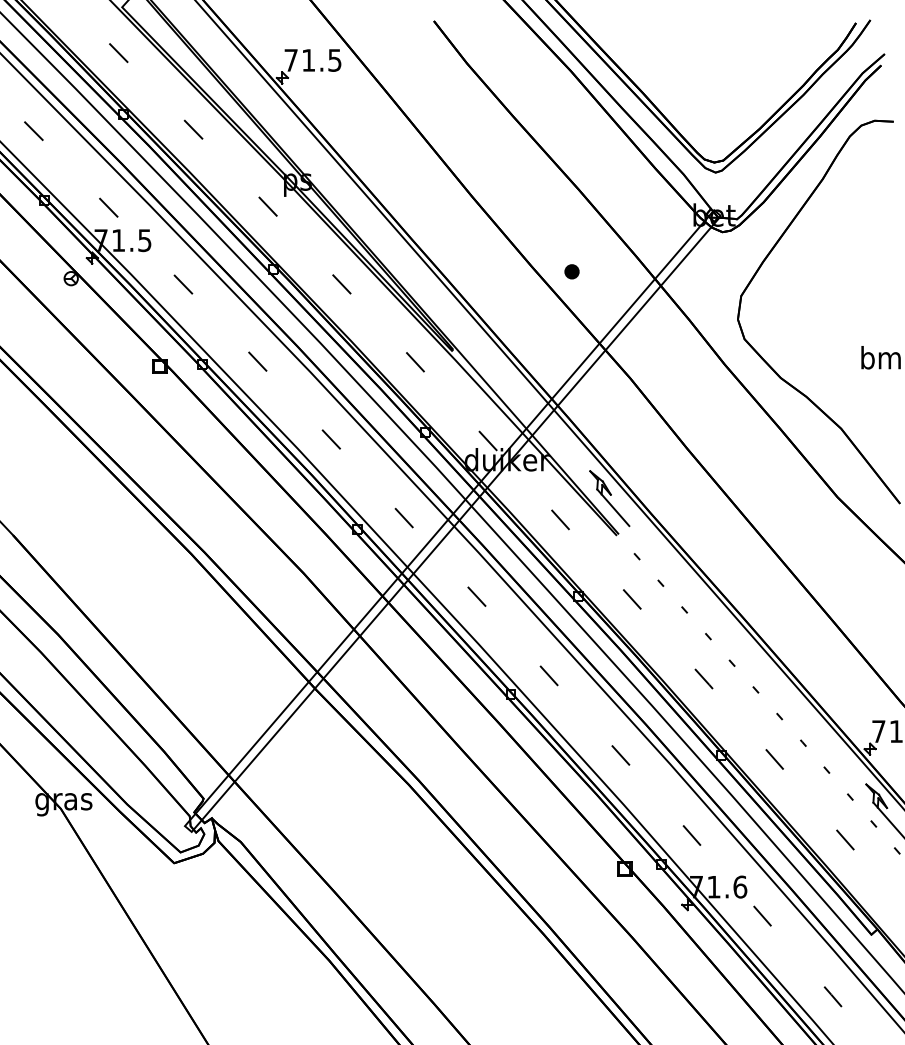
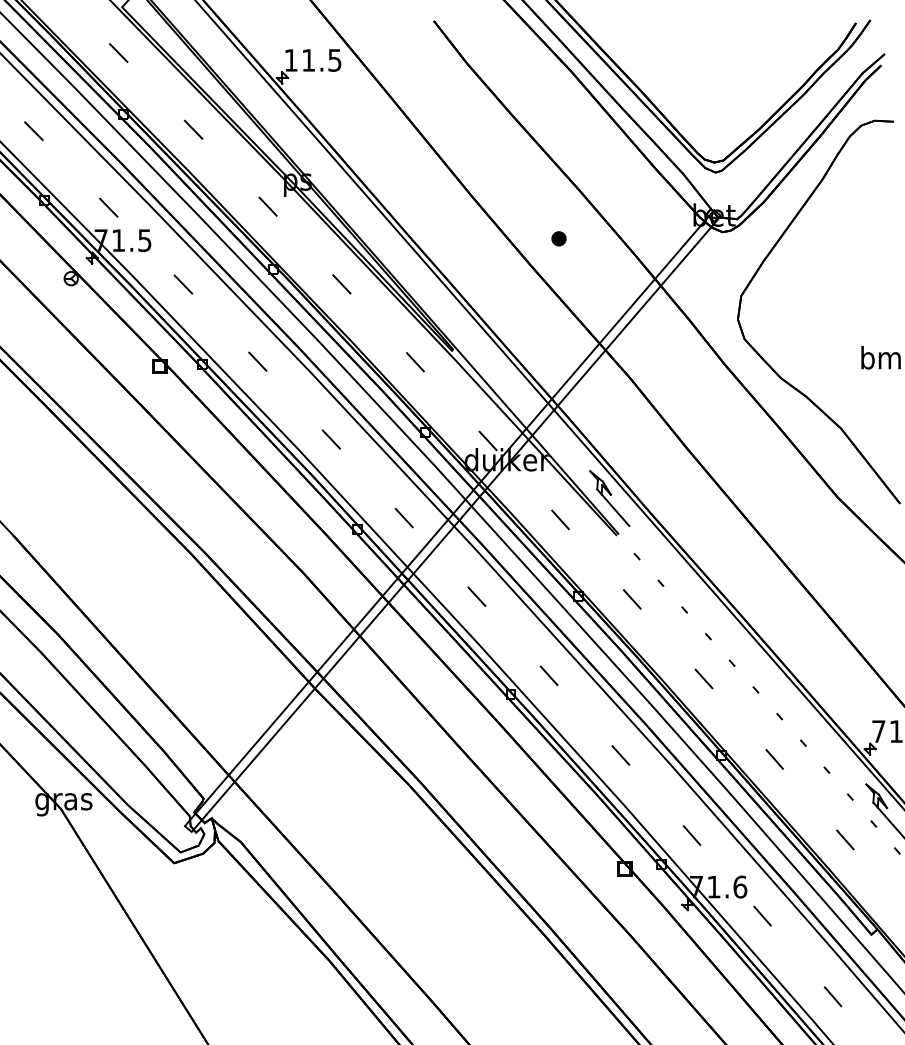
text: 71.5 -> 11.5 (290, 60)
part position: (571, 271) -> (558, 238) (558, 238)
